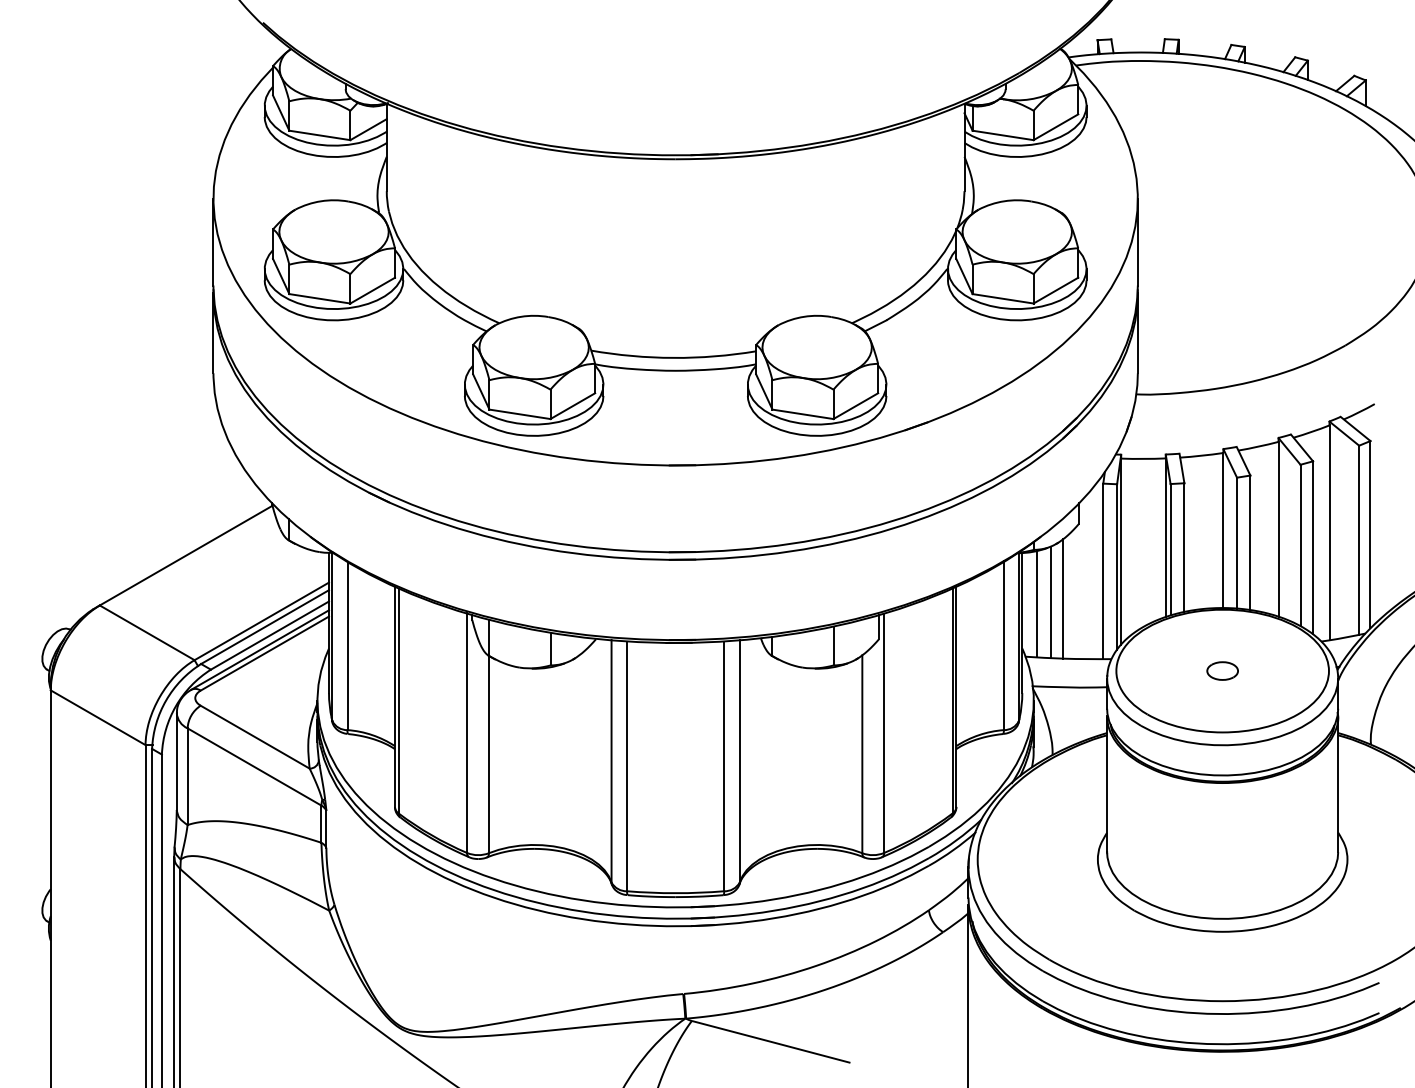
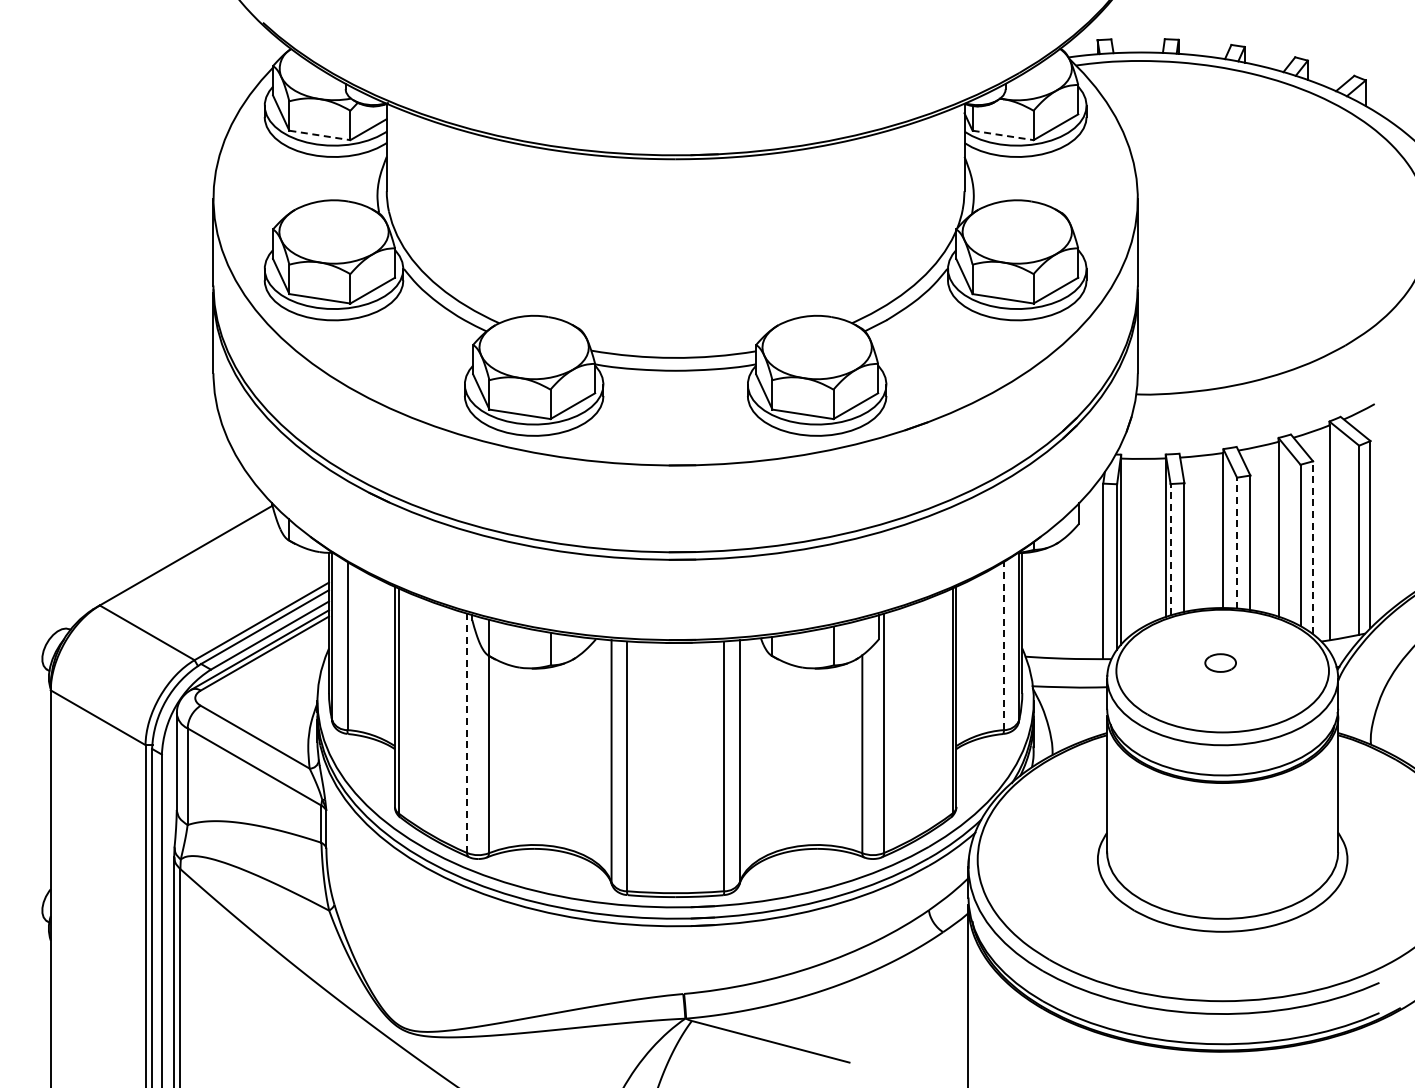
line: solid -> dashed (319, 135)
line: solid -> dashed (1003, 135)
line: solid -> dashed (1237, 542)
line: solid -> dashed (1313, 547)
line: solid -> dashed (1170, 549)
line: present -> none (1063, 598)
line: present -> none (1050, 602)
line: present -> none (1037, 604)
line: solid -> dashed (1003, 645)
part position: (1222, 670) -> (1220, 662) (1220, 662)
line: solid -> dashed (467, 733)
